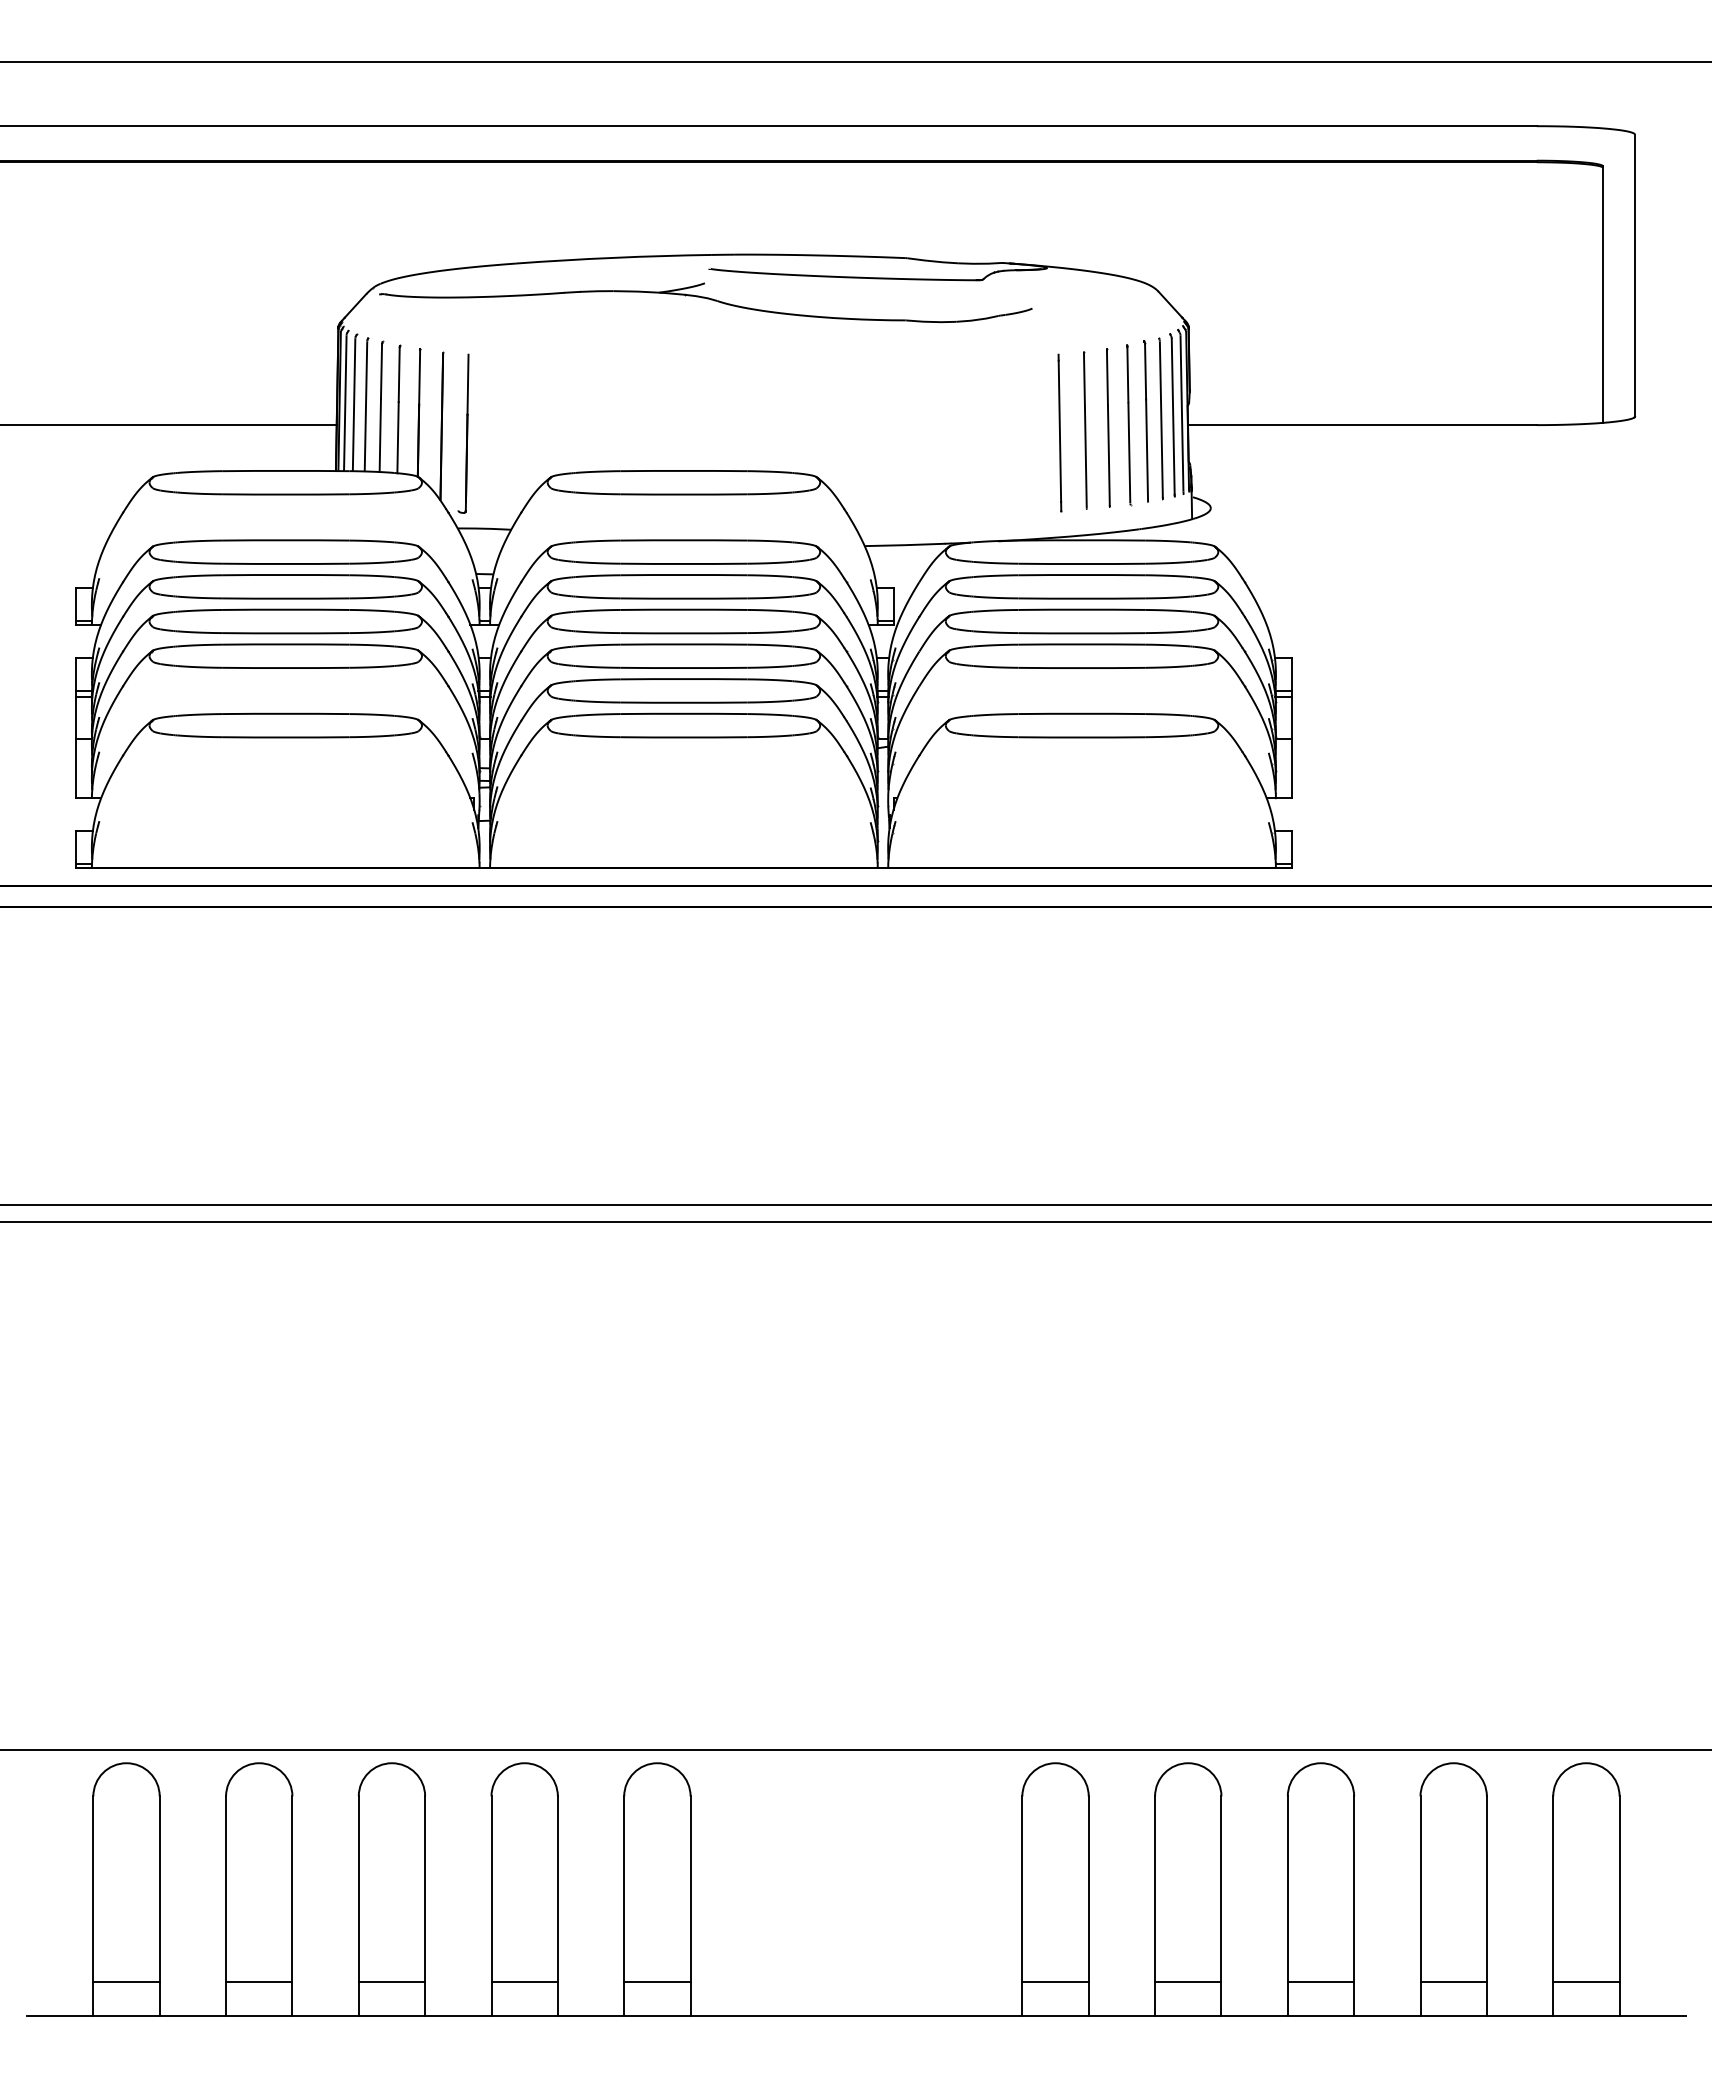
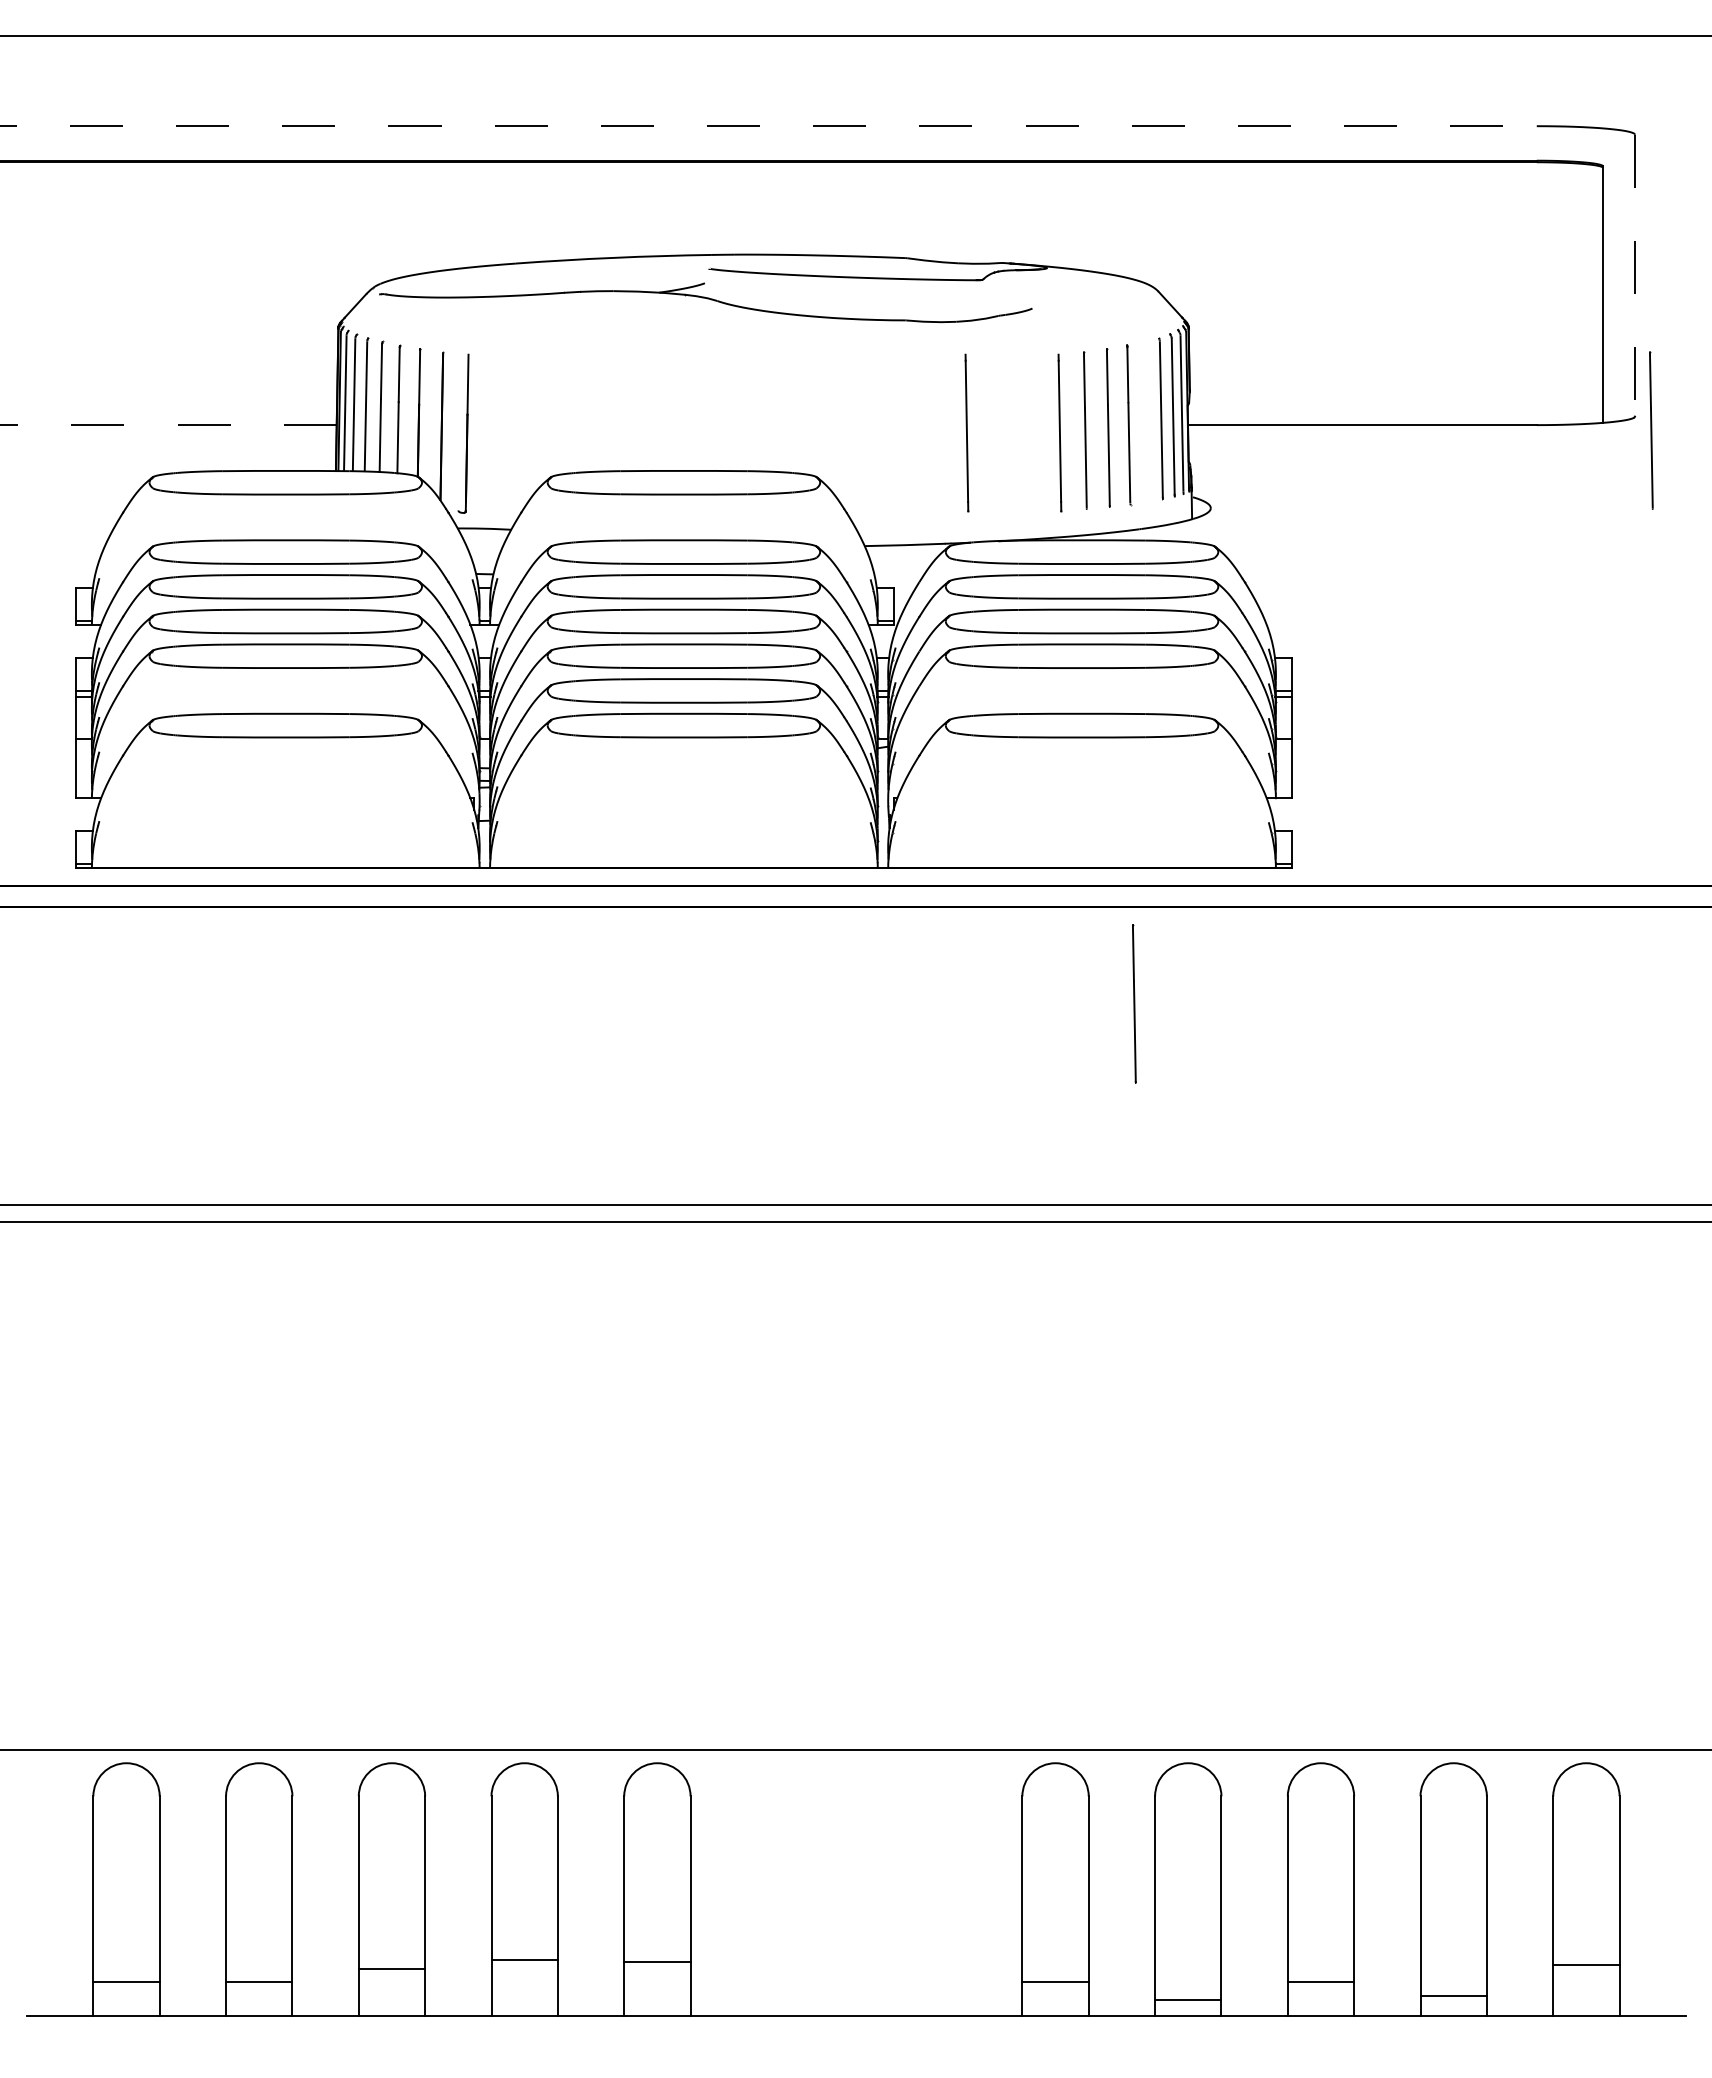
line position: (855, 62) -> (855, 36) (855, 36)
line: solid -> dashed (768, 126)
line: solid -> dashed (1634, 275)
line: present -> none (1145, 421)
line: solid -> dashed (168, 425)
line: none -> present (1651, 430)
line: none -> present (966, 432)
line: none -> present (1134, 1003)
line position: (391, 1982) -> (391, 1969) (391, 1969)
line position: (524, 1982) -> (524, 1960) (524, 1960)
line position: (657, 1982) -> (657, 1962) (657, 1962)
line position: (1188, 1982) -> (1188, 2000) (1188, 2000)
line position: (1453, 1982) -> (1453, 1996) (1453, 1996)
line position: (1586, 1982) -> (1586, 1965) (1586, 1965)
